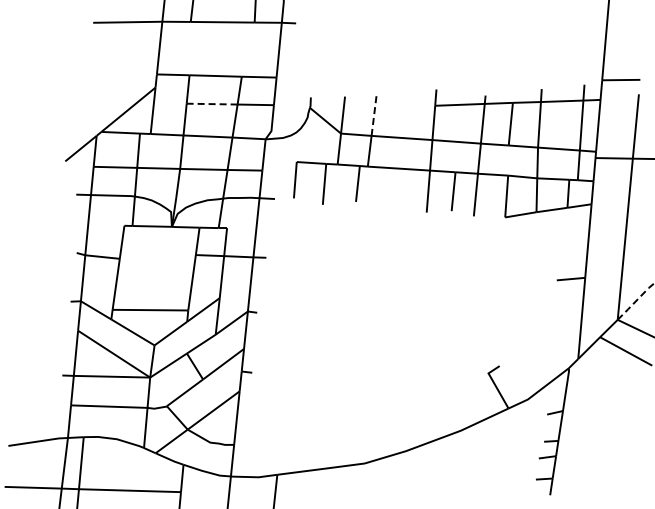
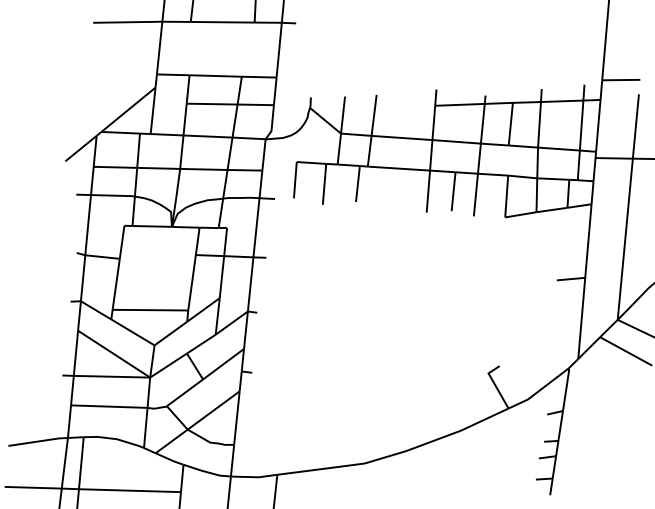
line: dashed -> solid (211, 104)
line: dashed -> solid (374, 115)
line: dashed -> solid (636, 300)
